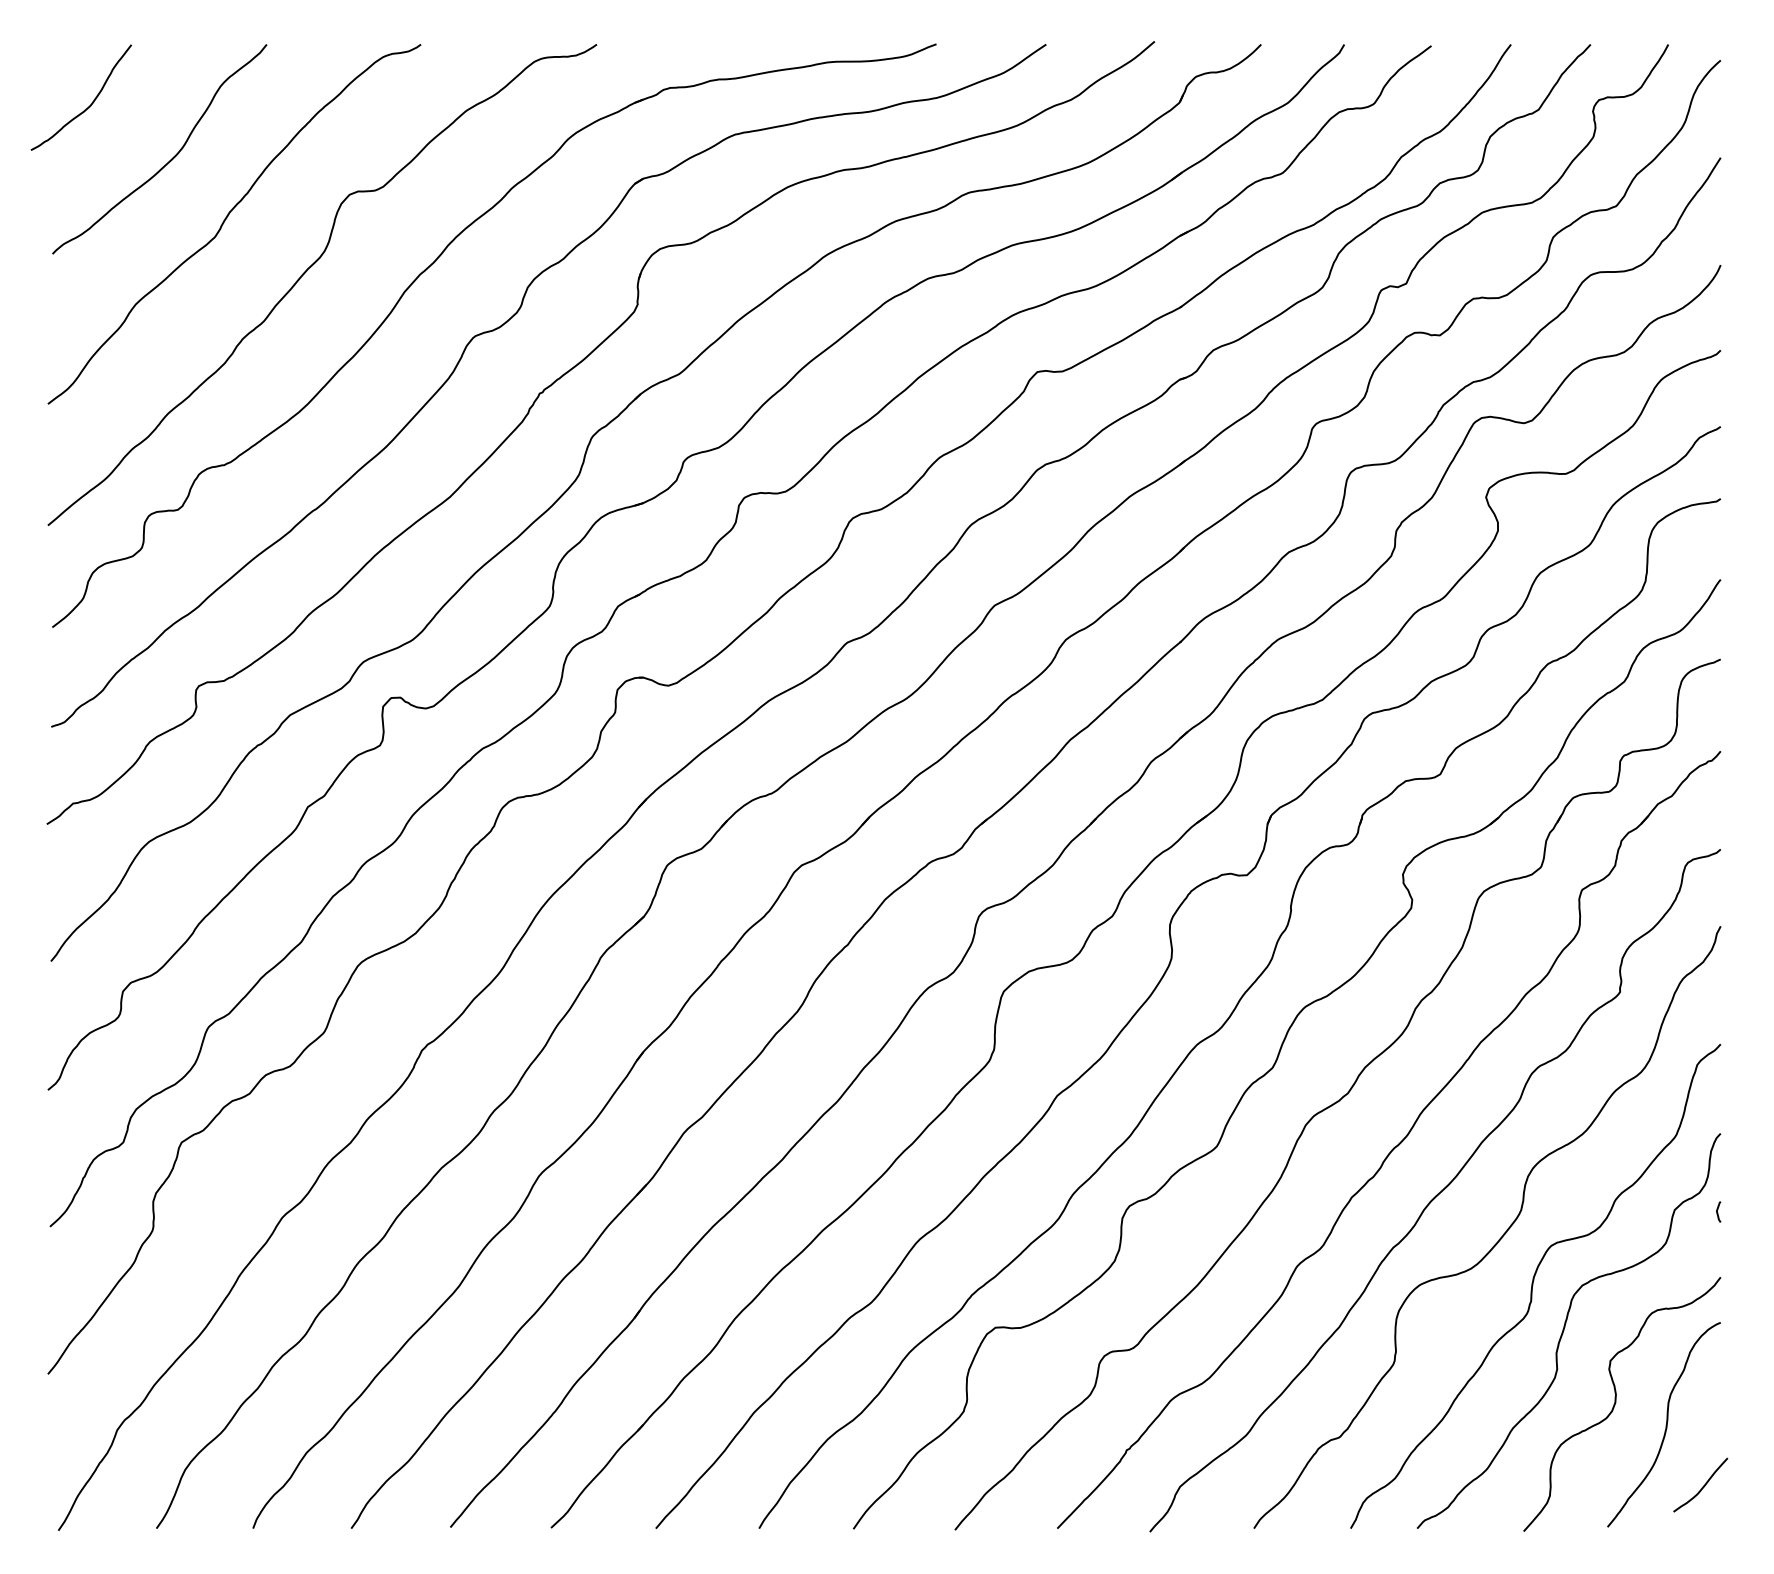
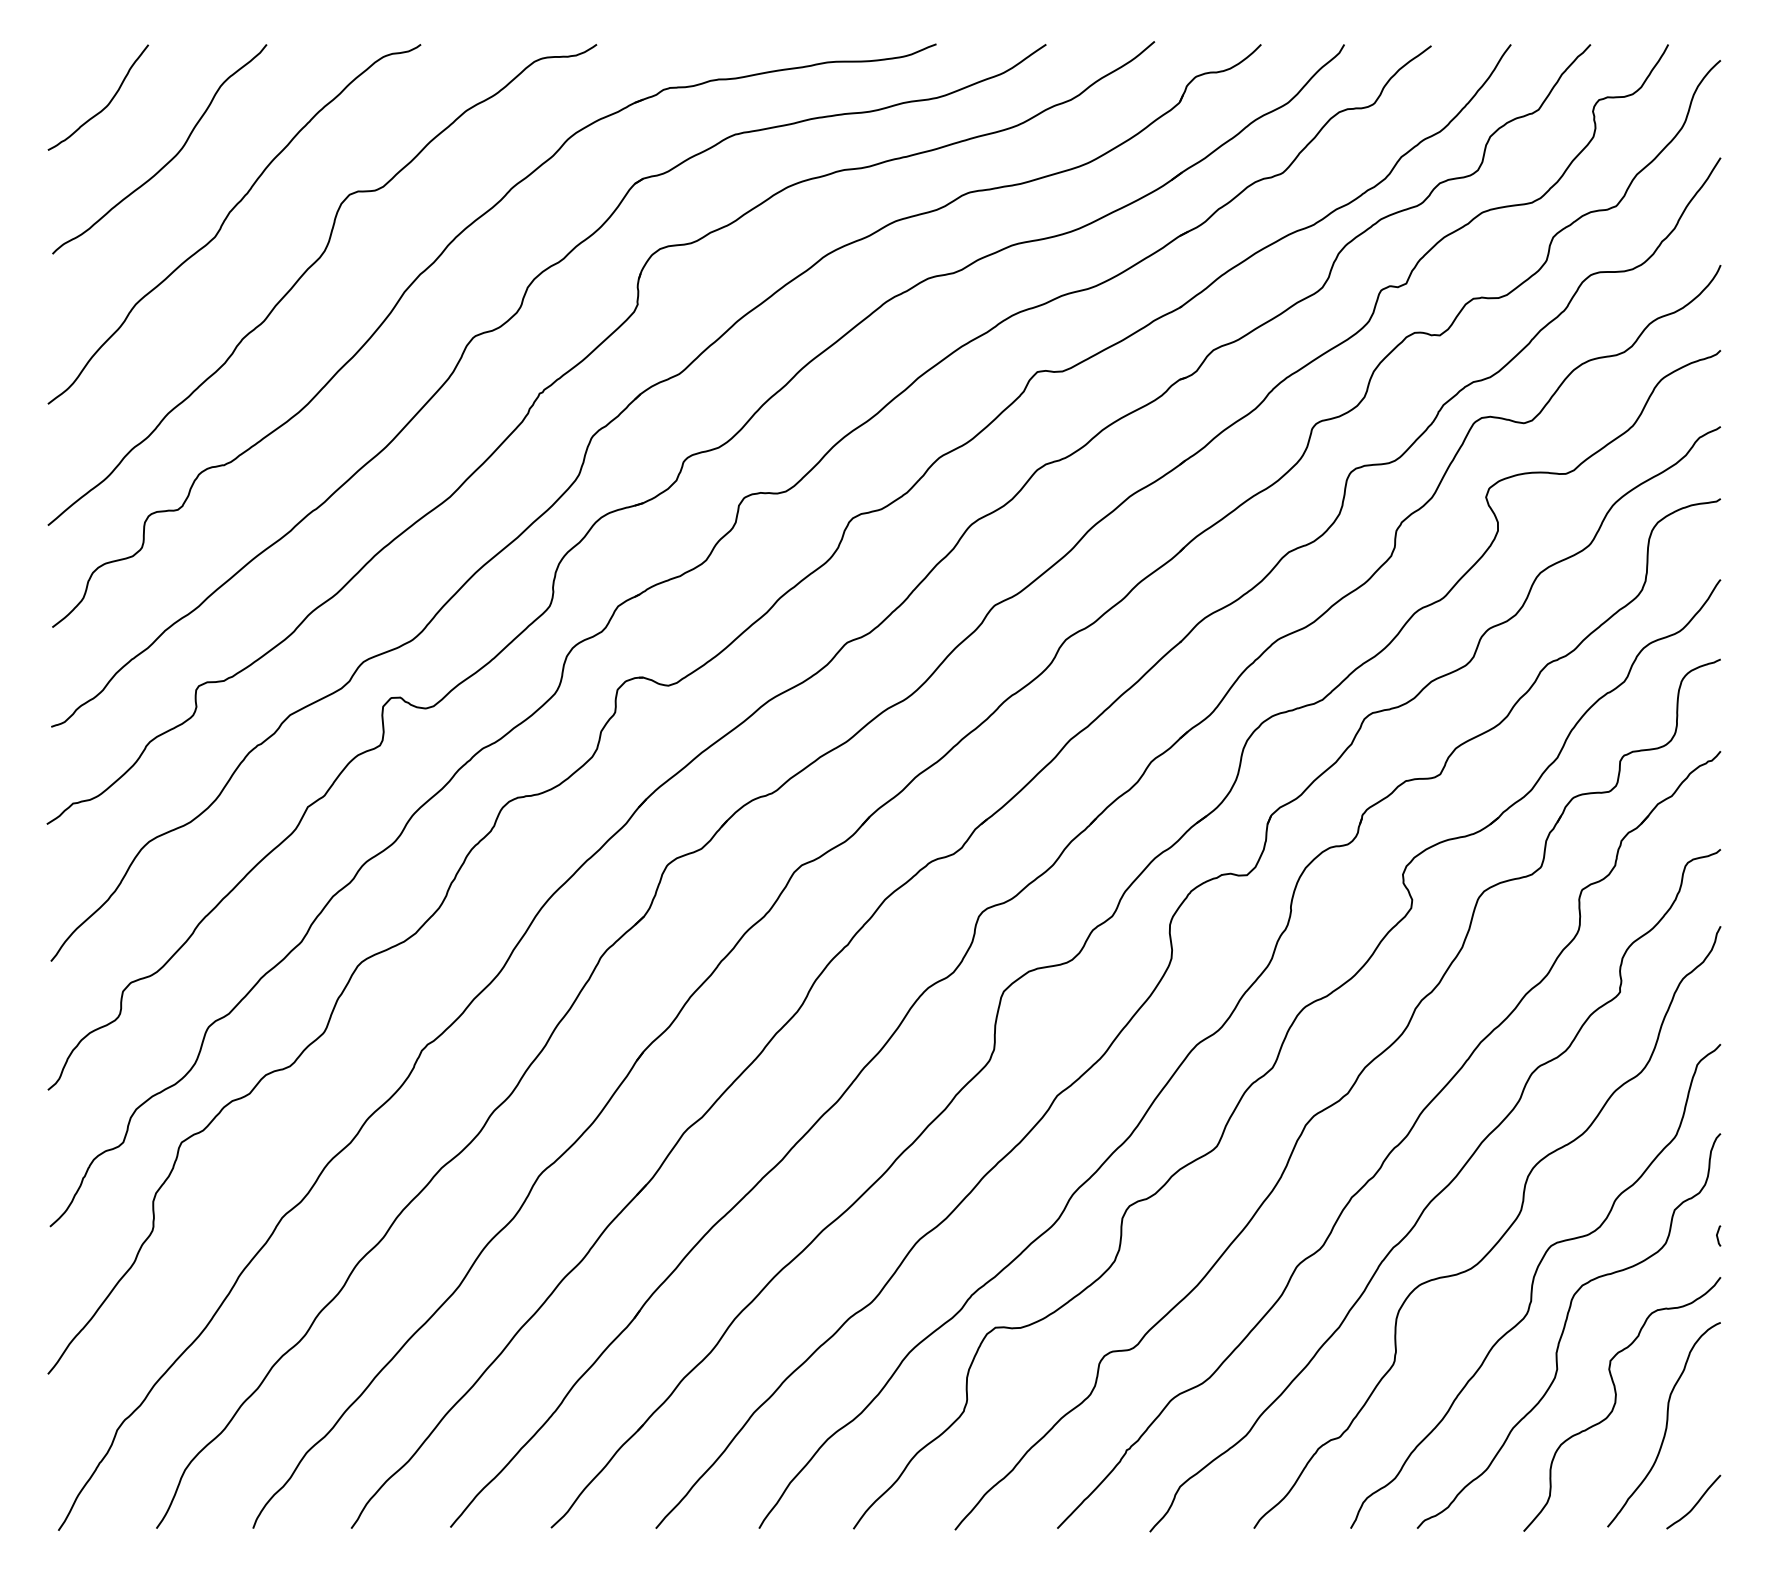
curve position: (91, 102) -> (108, 102) (108, 102)
curve position: (1717, 1211) -> (1717, 1235) (1717, 1235)
curve position: (1702, 1486) -> (1695, 1503) (1695, 1503)
